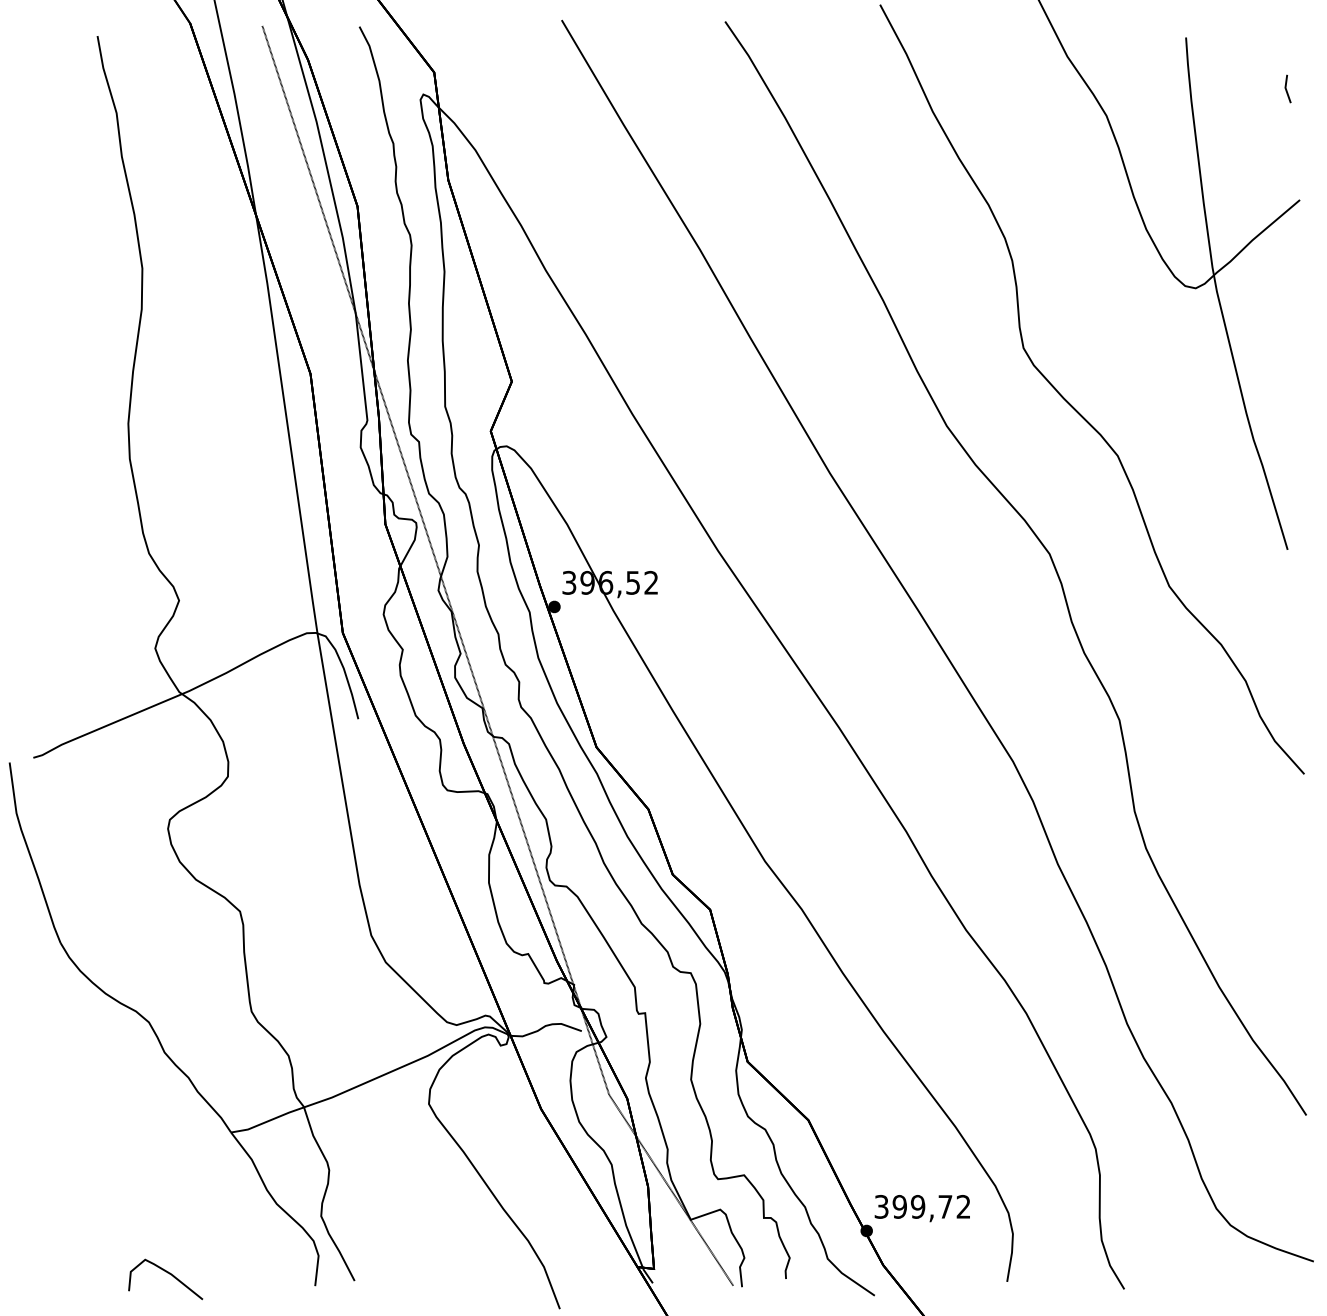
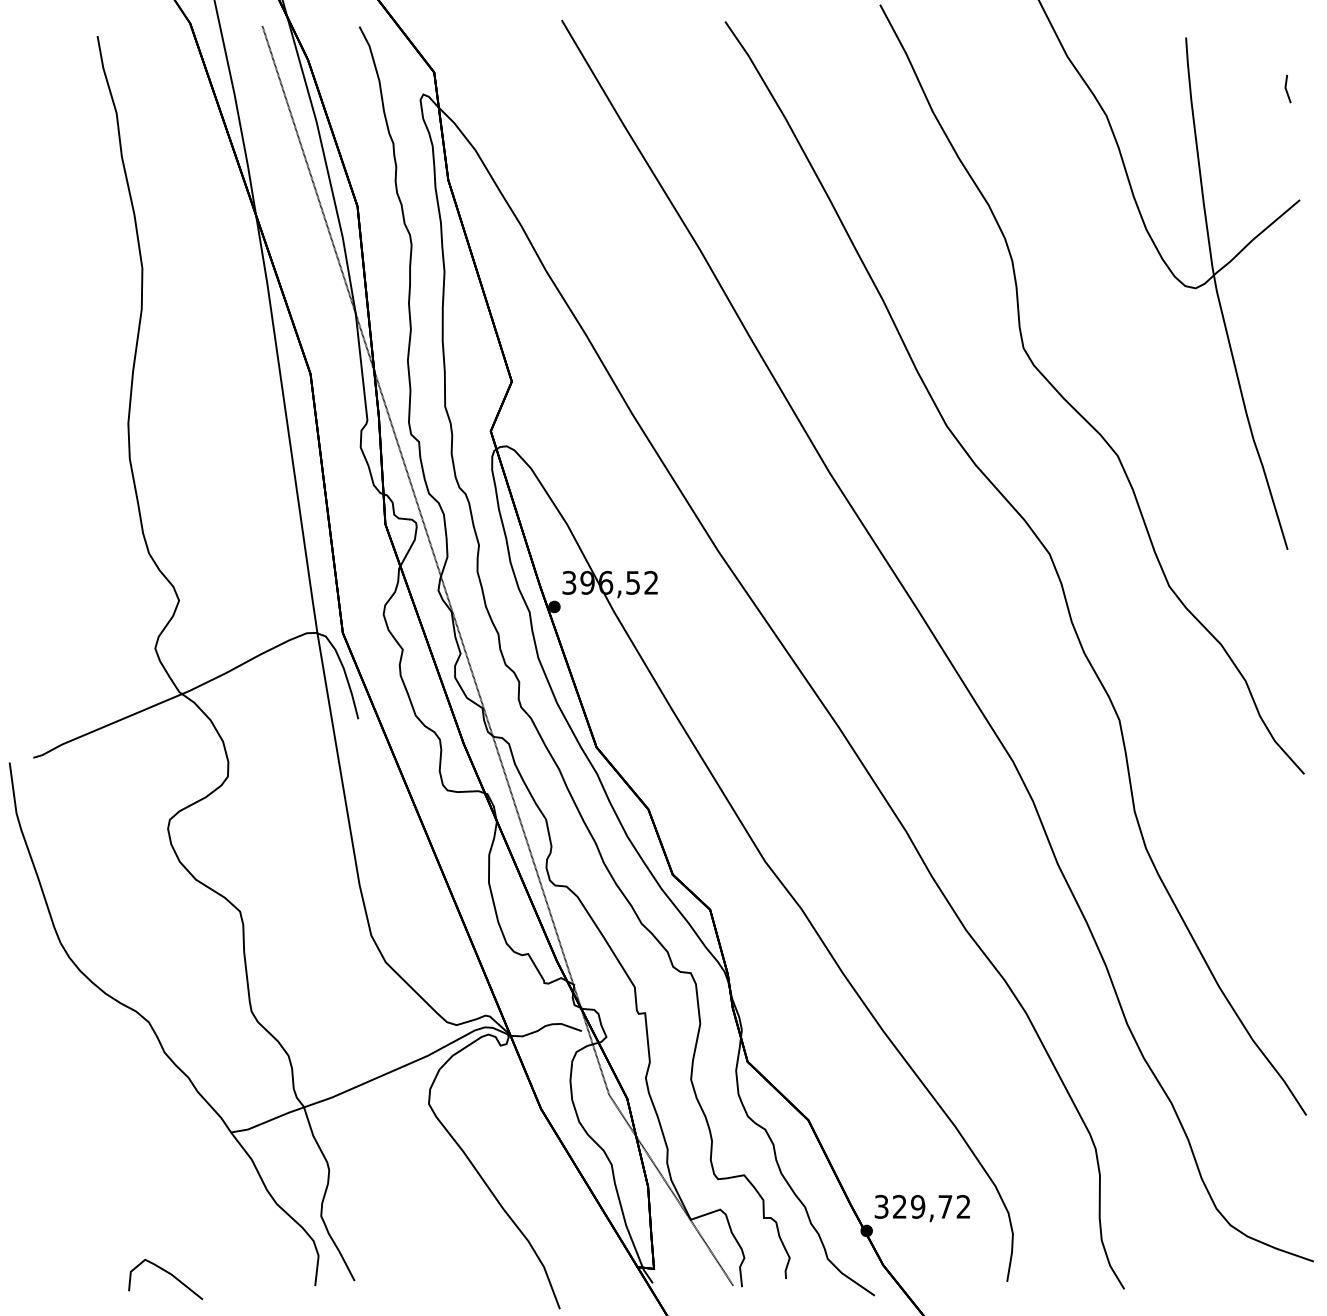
text: 399,72 -> 329,72 (899, 1206)
